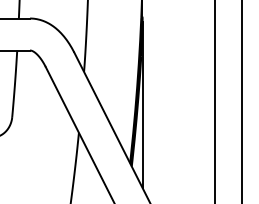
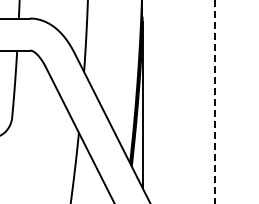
line: solid -> dashed (214, 101)
line: present -> none (241, 101)
